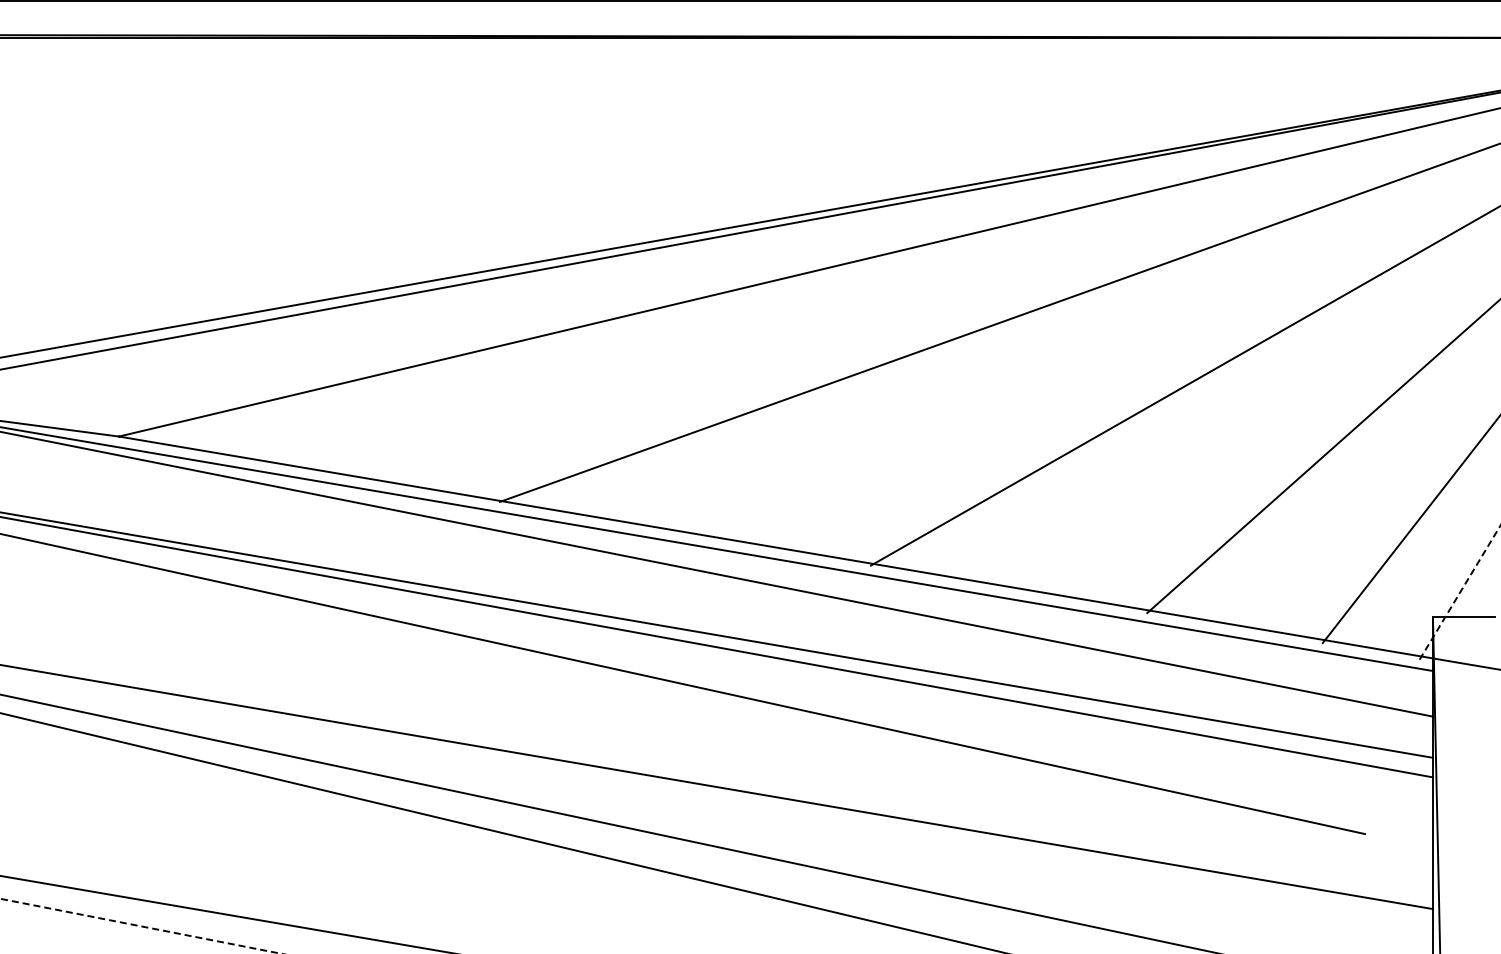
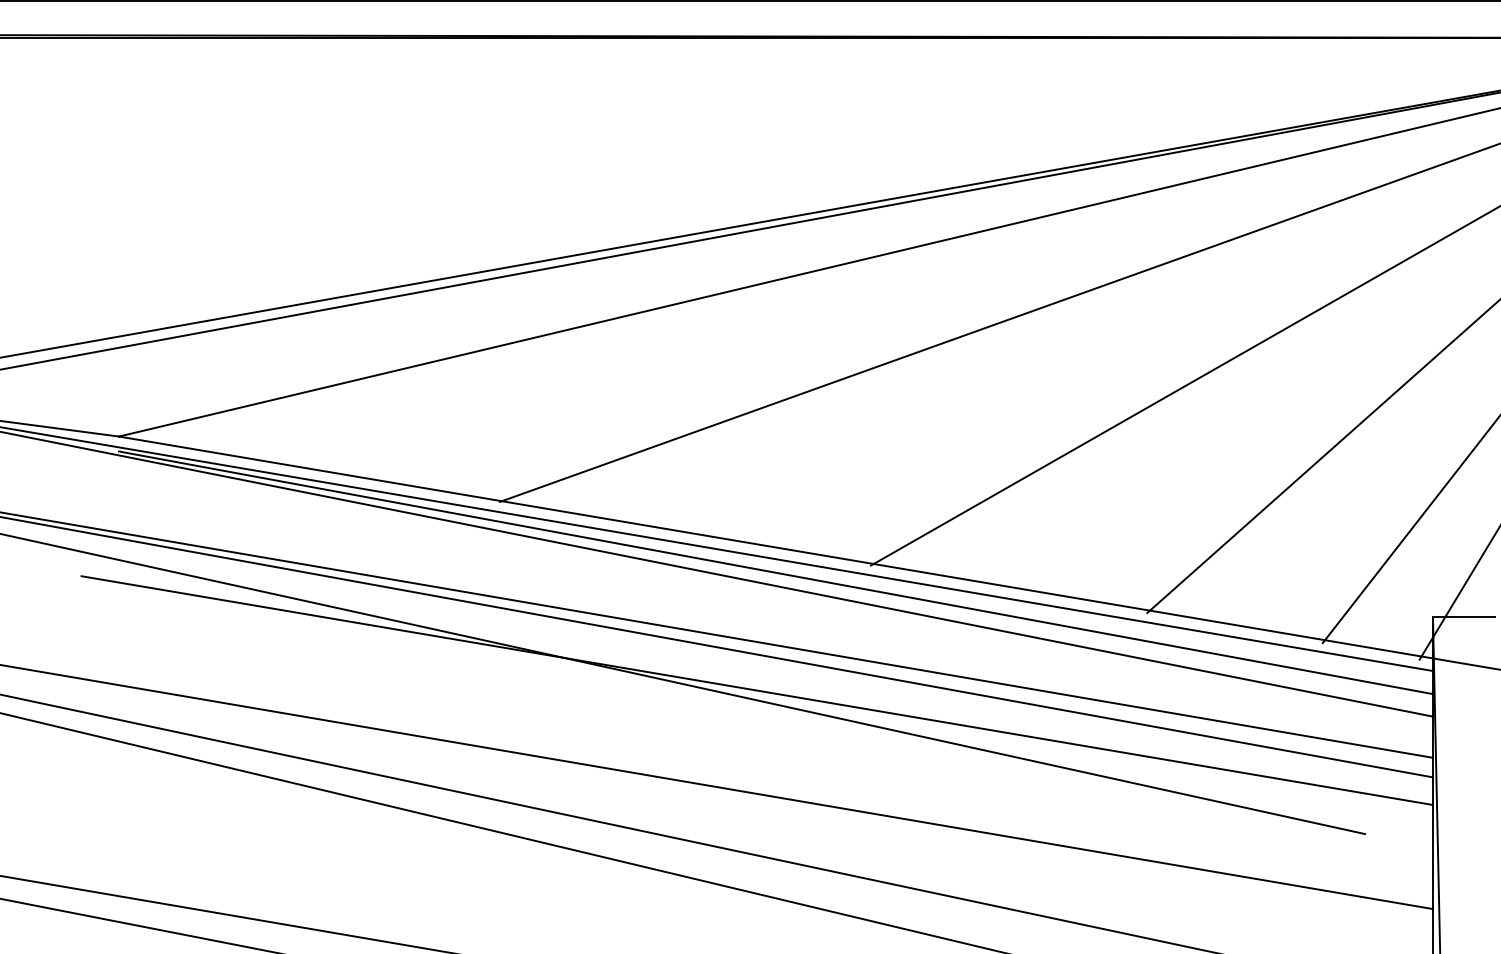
line: none -> present (775, 572)
line: dashed -> solid (1460, 592)
line: none -> present (756, 690)
line: dashed -> solid (140, 926)
